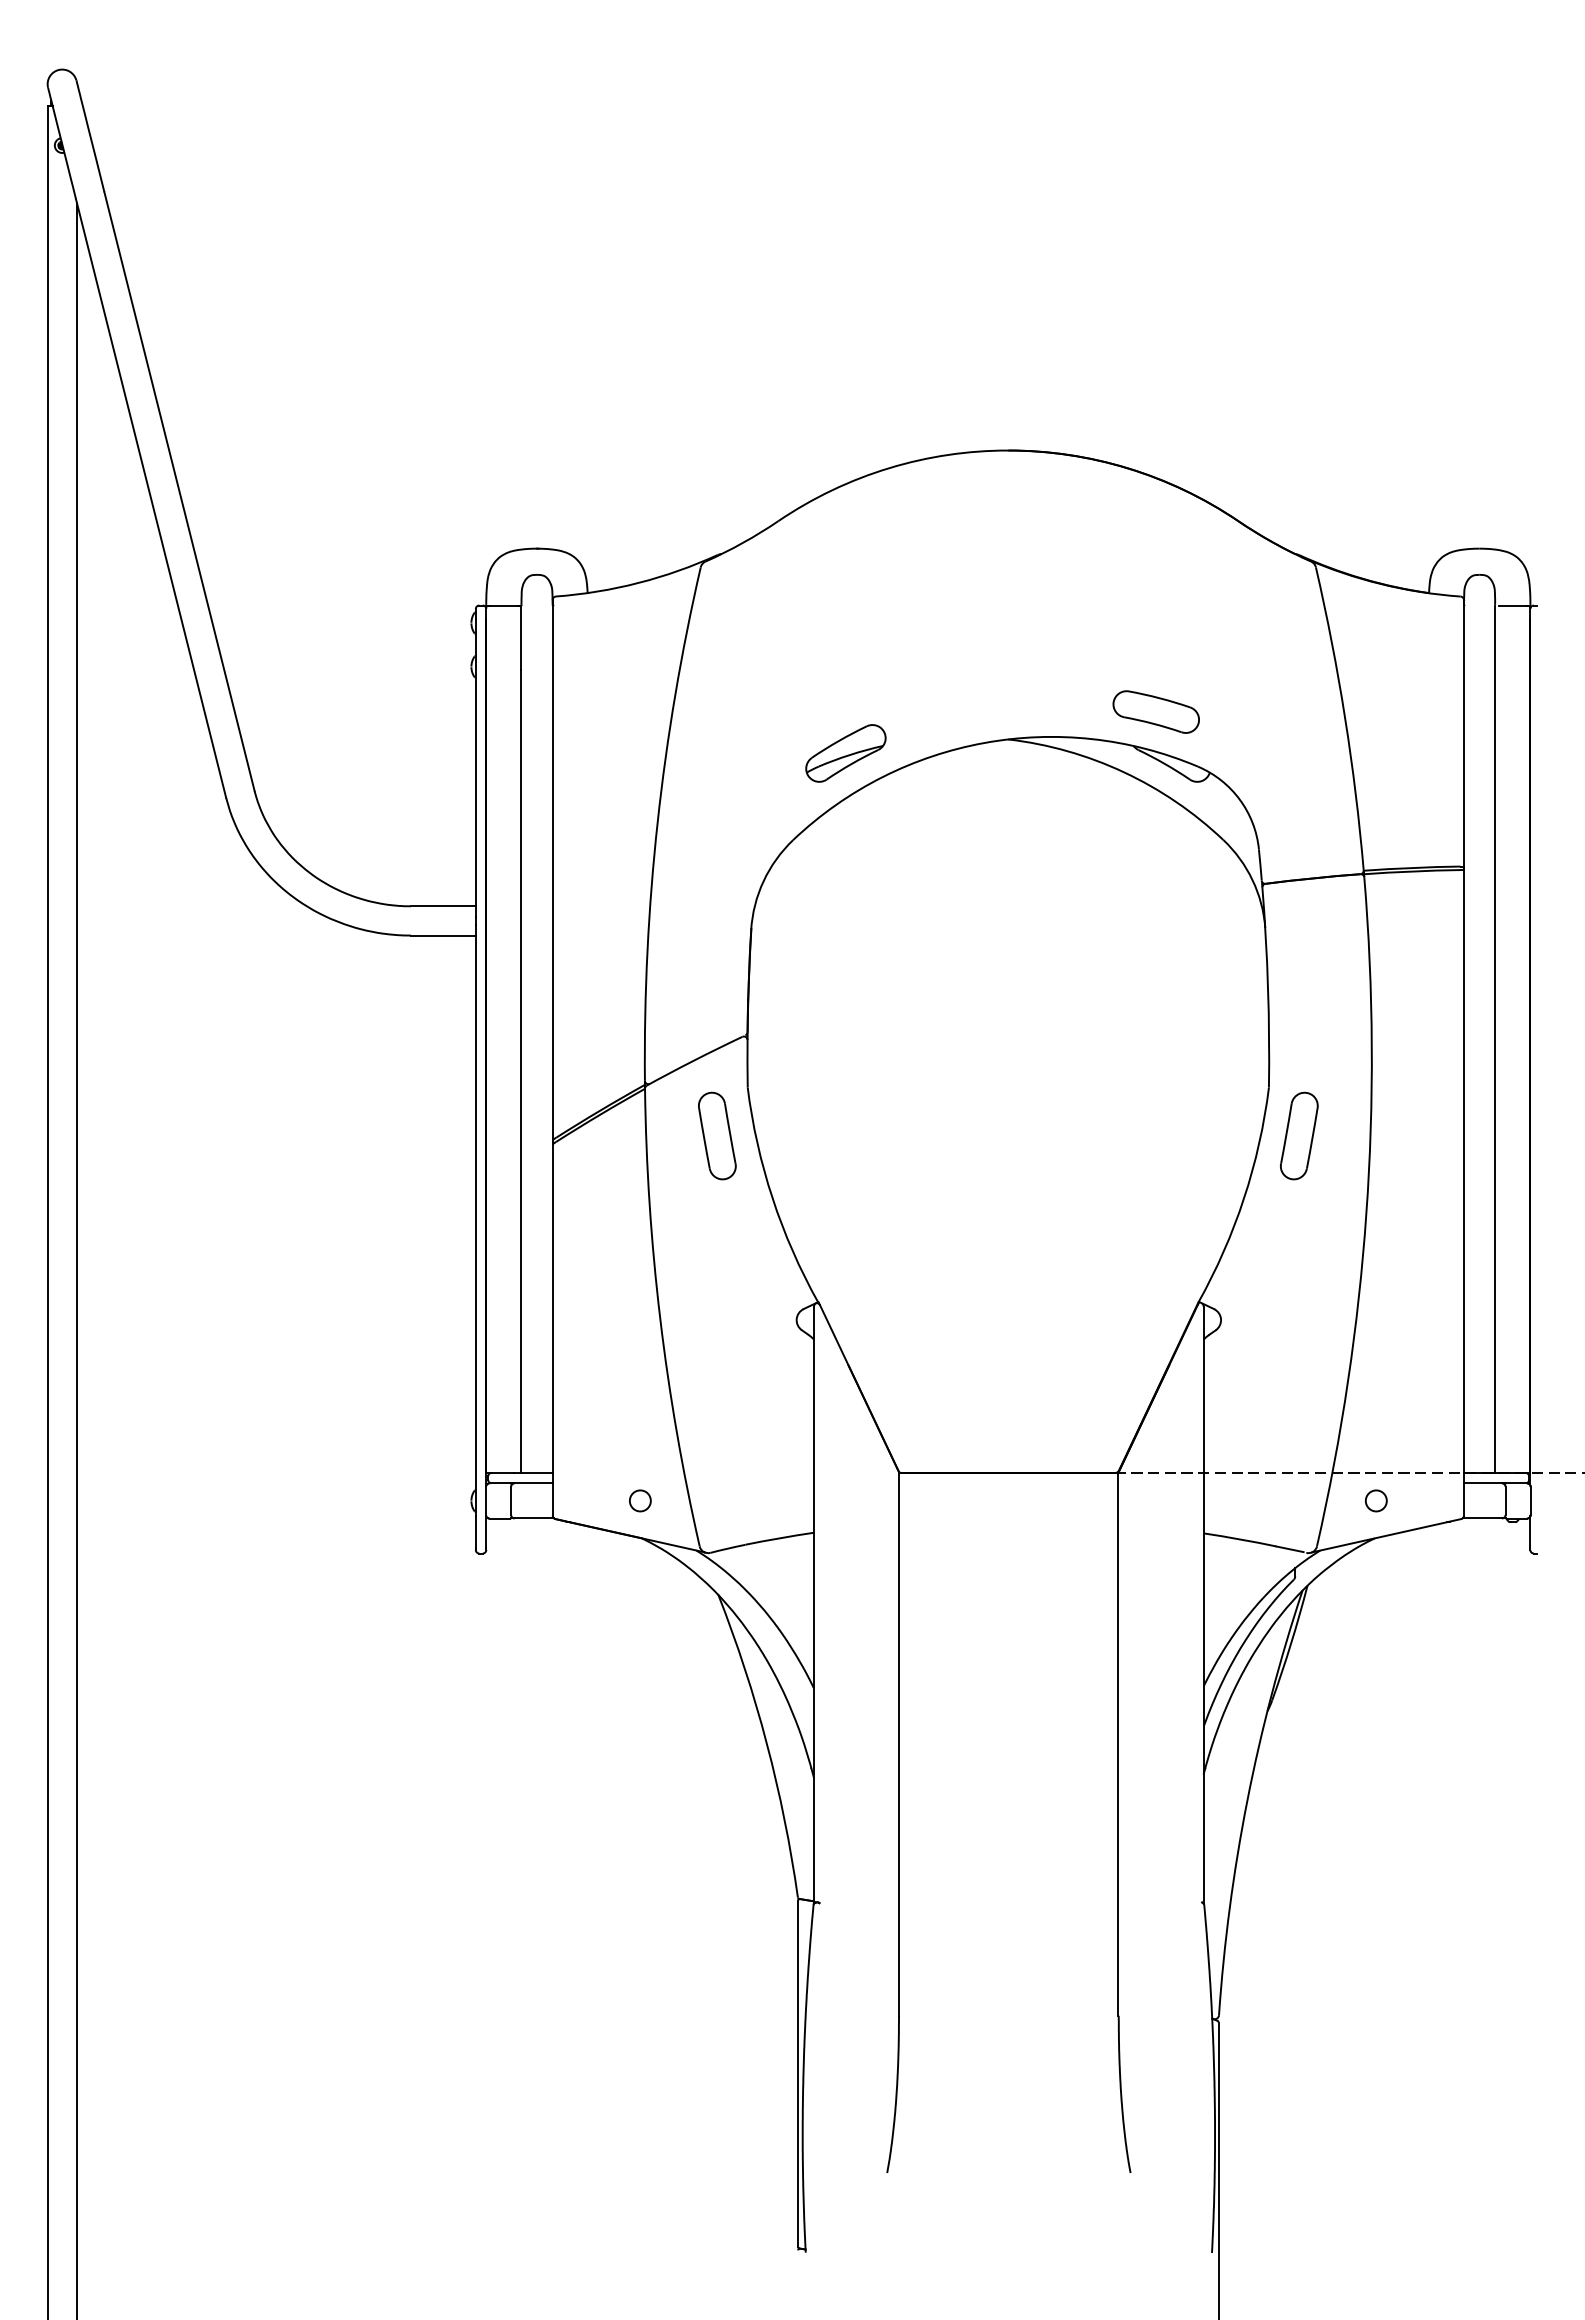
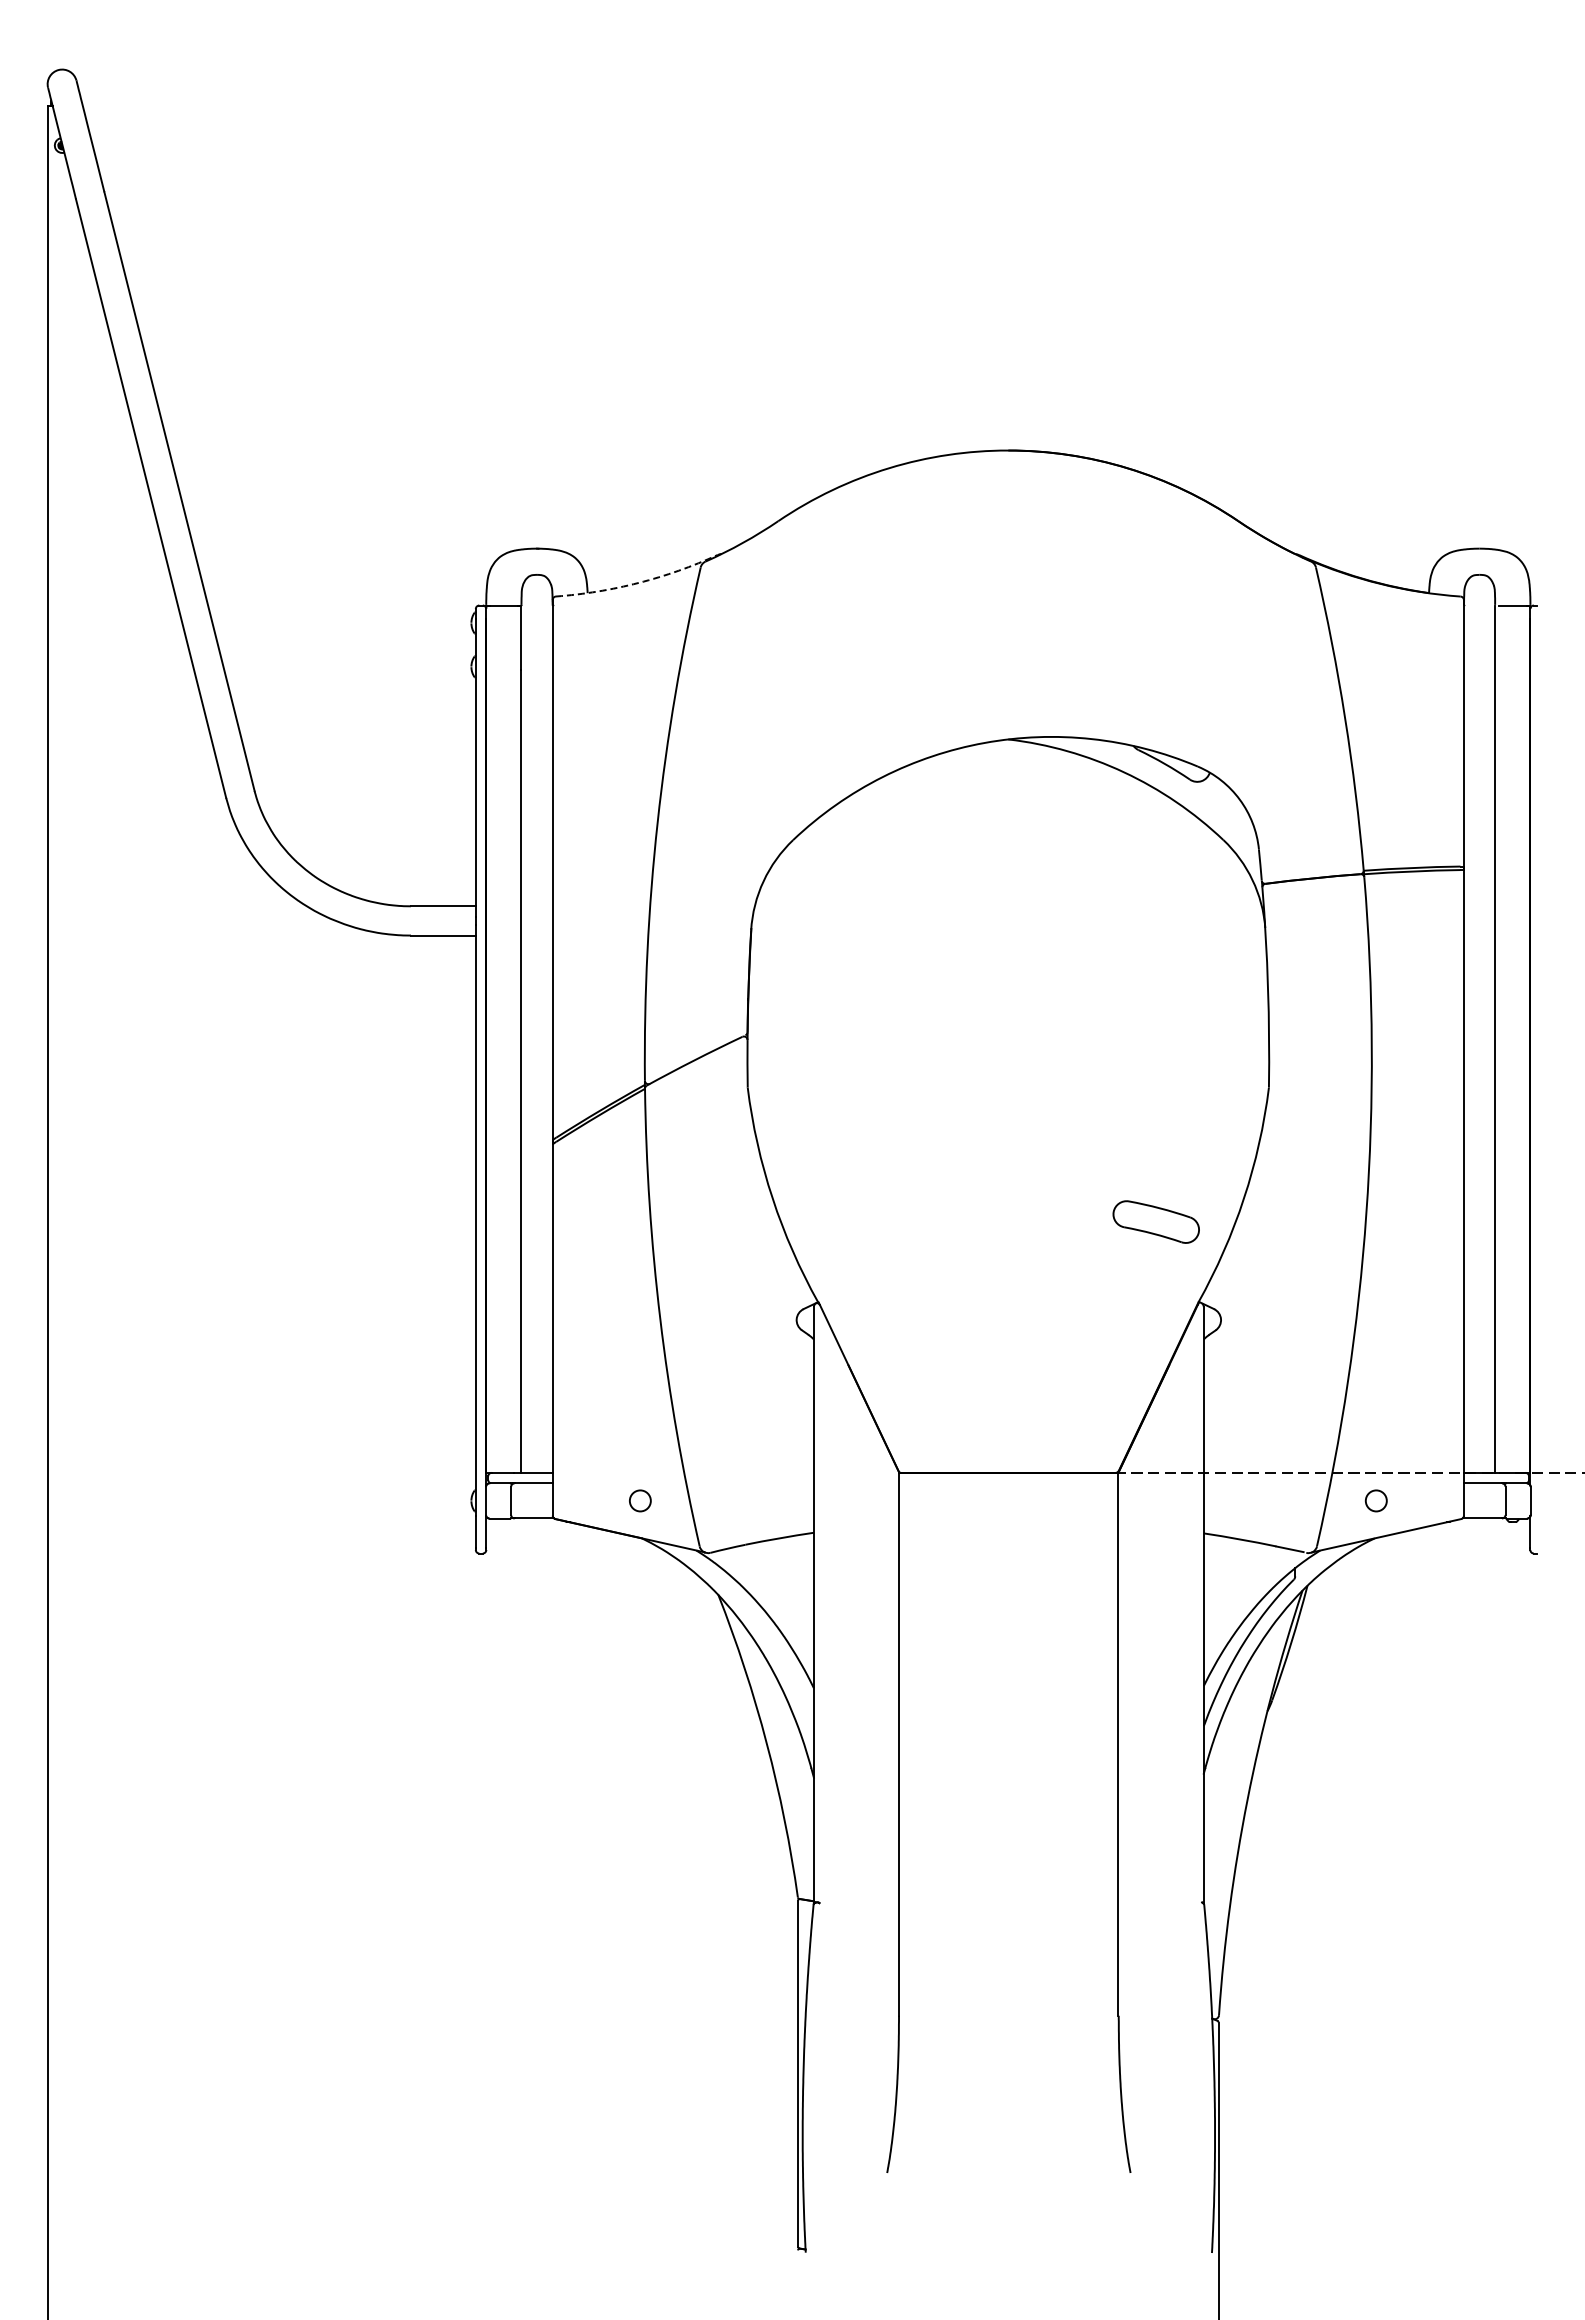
arc: solid -> dashed (638, 582)
part position: (1155, 711) -> (1155, 1221) (1155, 1221)
part: present -> none (845, 753)
part: present -> none (717, 1135)
part: present -> none (1299, 1135)
line: present -> none (76, 1259)
